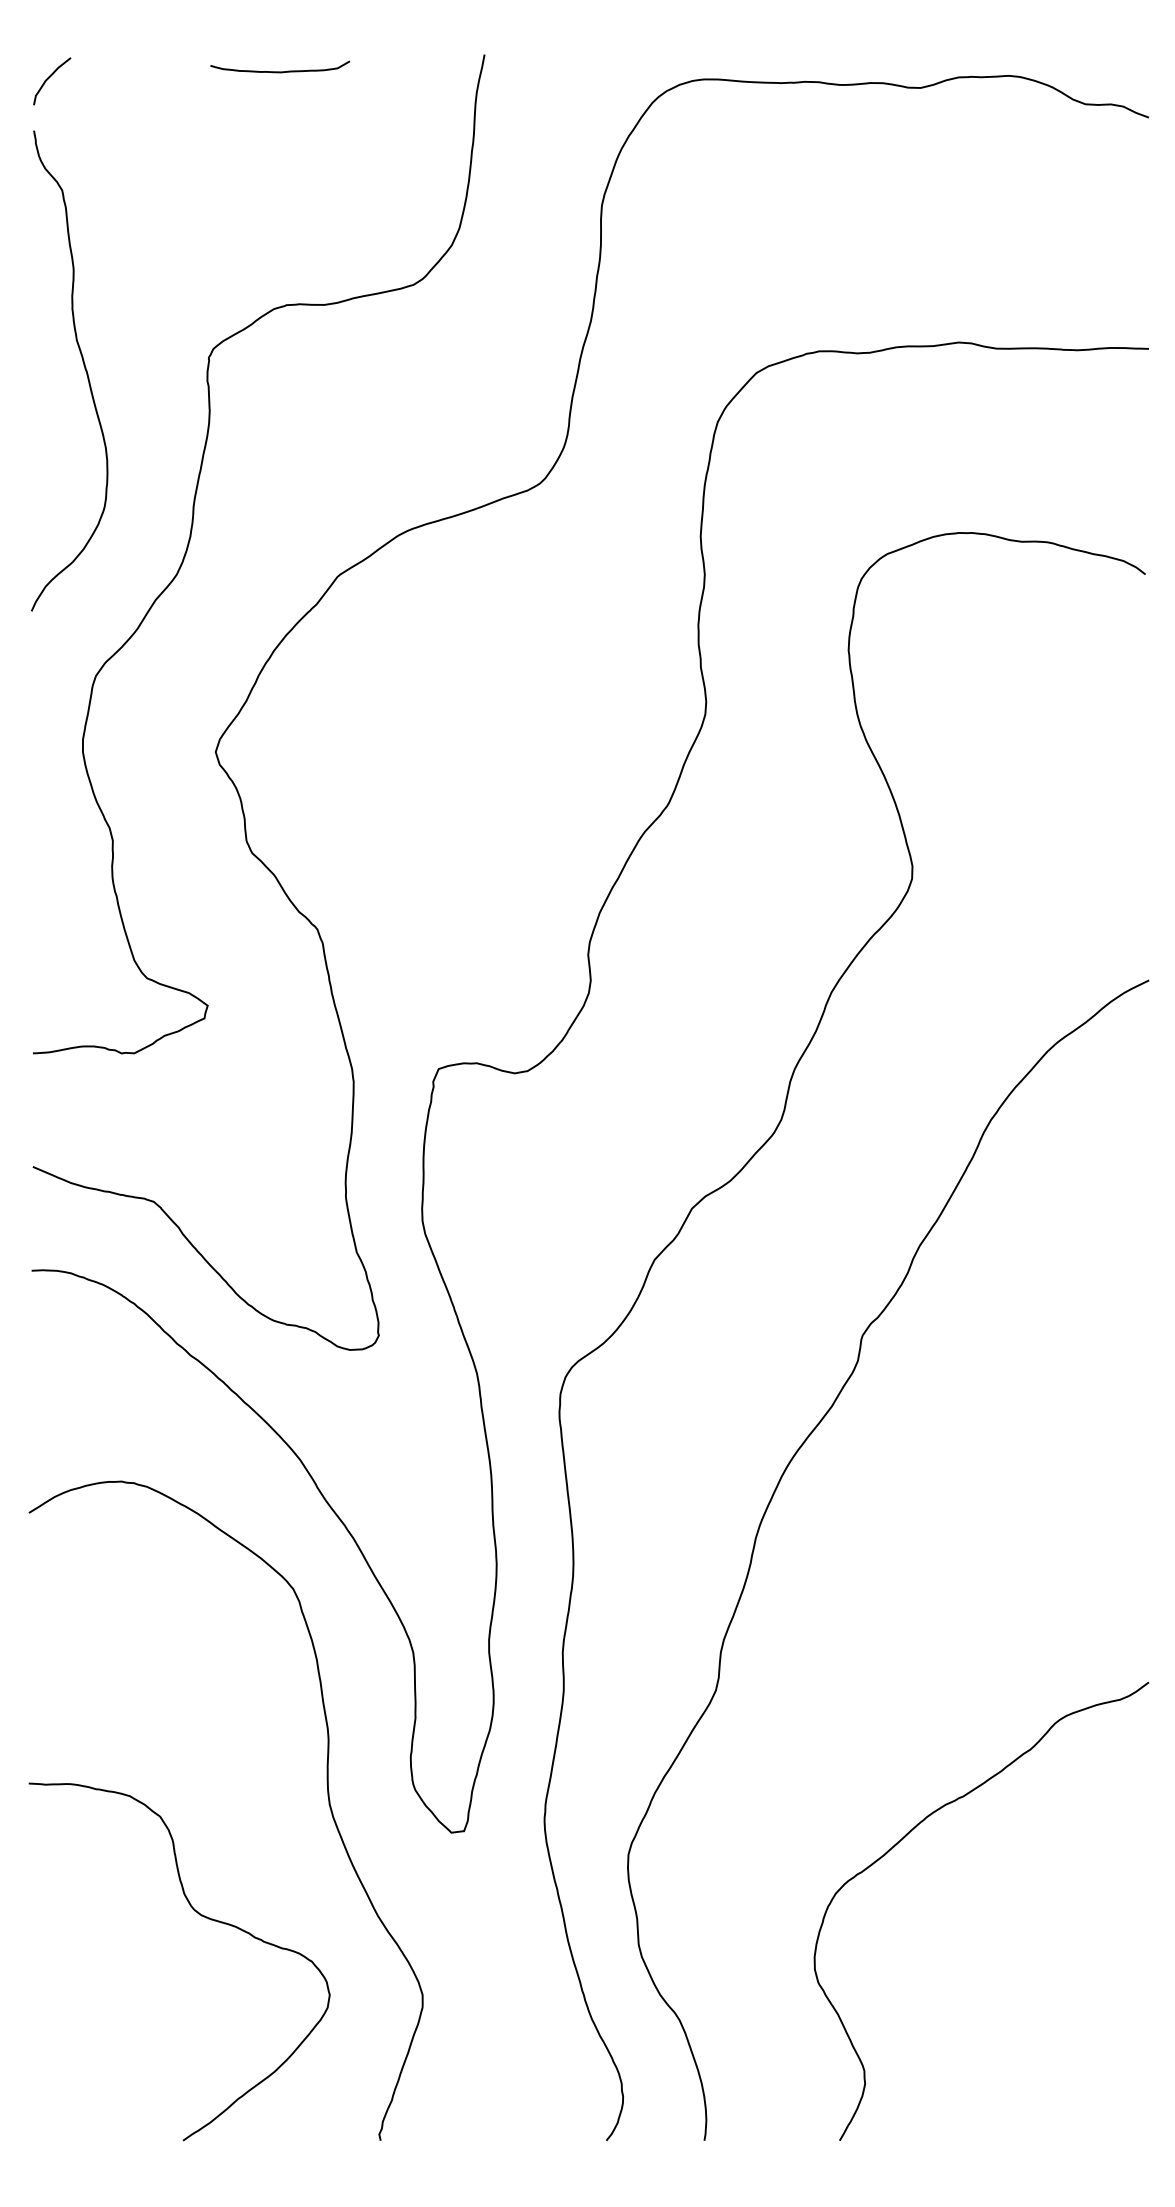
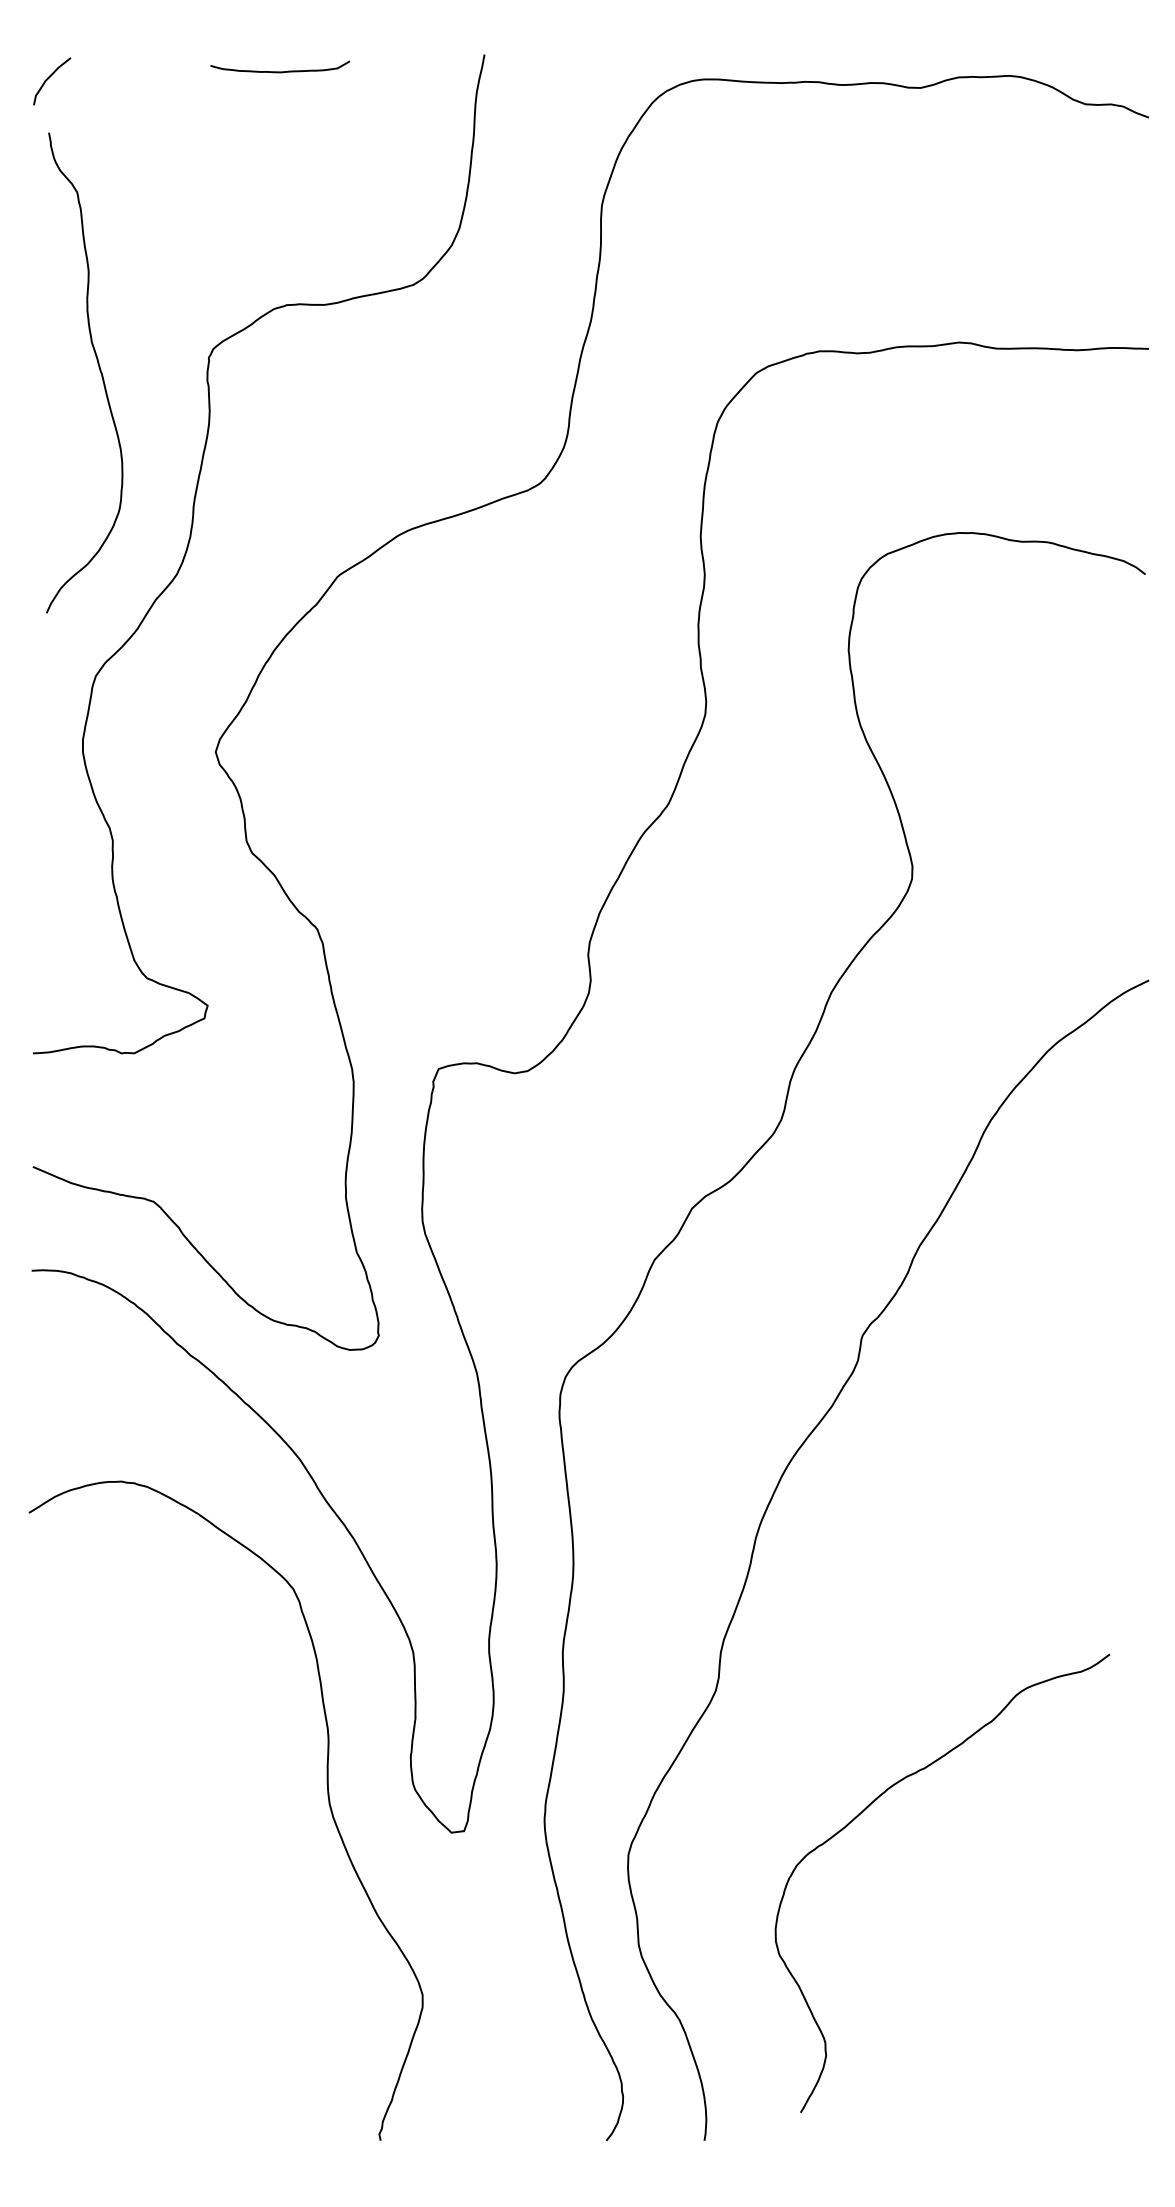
curve position: (83, 365) -> (98, 367) (98, 367)
curve position: (915, 1828) -> (876, 1800) (876, 1800)
curve: present -> none (201, 1916)
